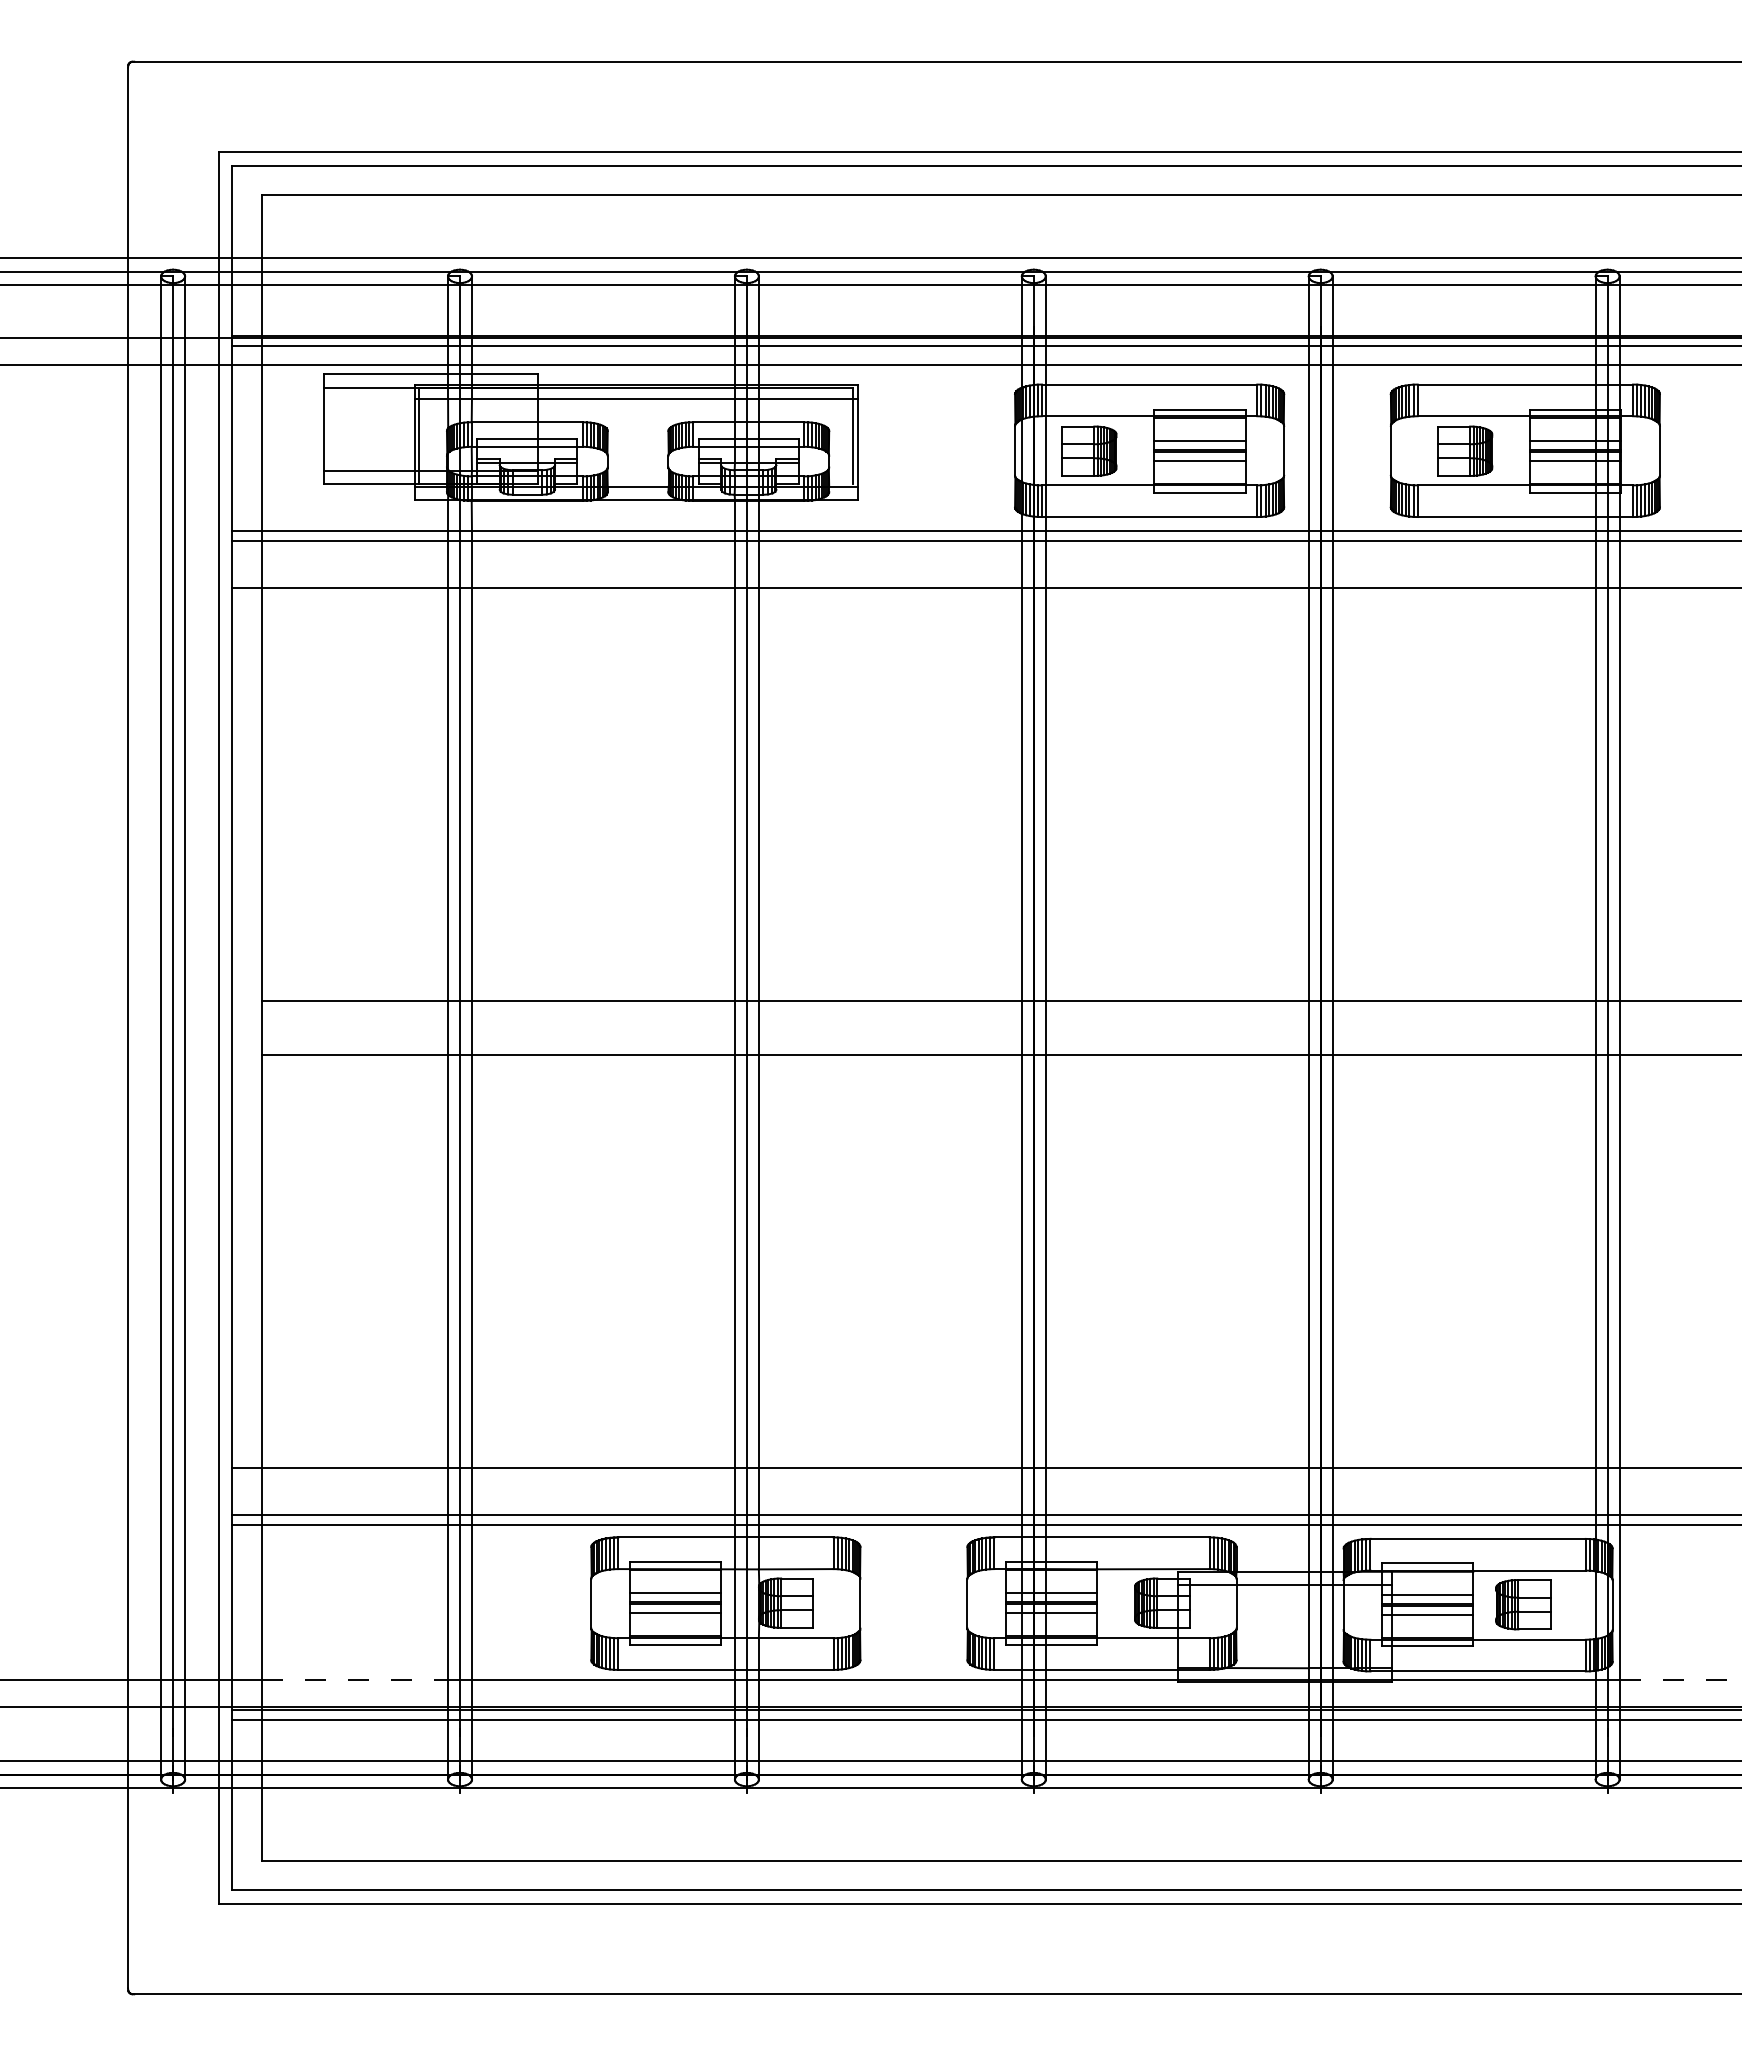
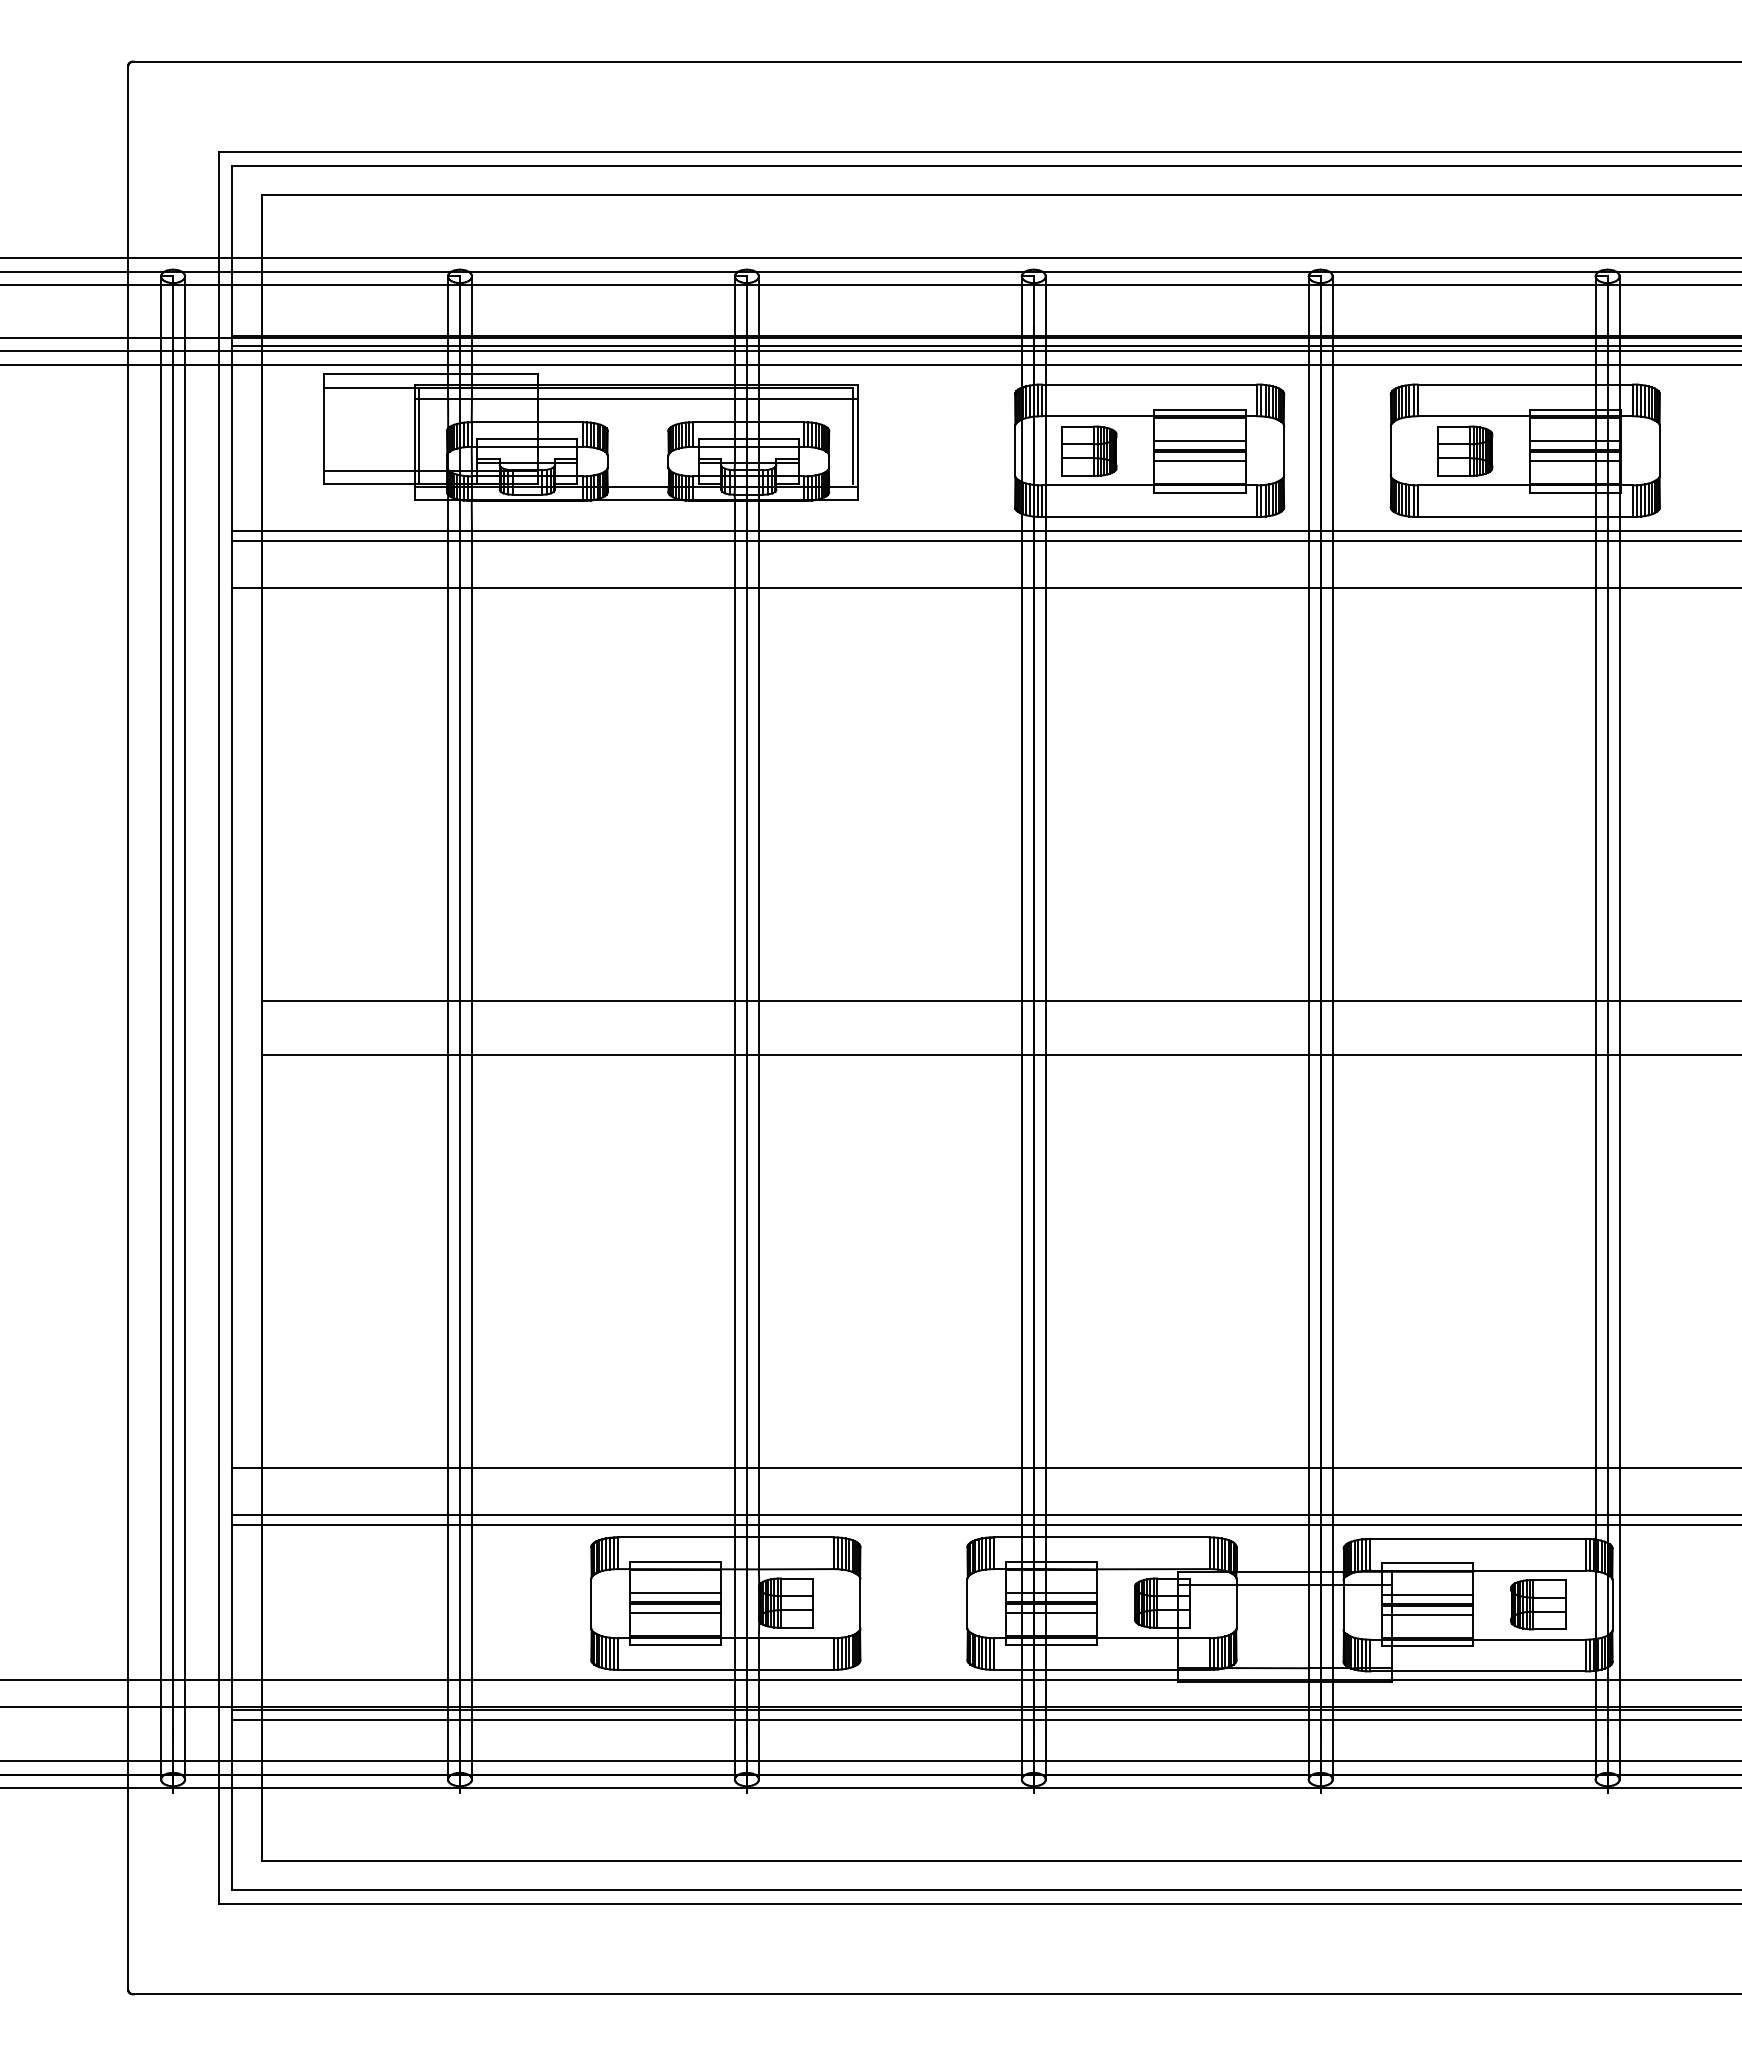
line: none -> present (870, 351)
part position: (1523, 1604) -> (1538, 1604) (1538, 1604)
line: dashed -> solid (355, 1679)
line: dashed -> solid (1680, 1679)
